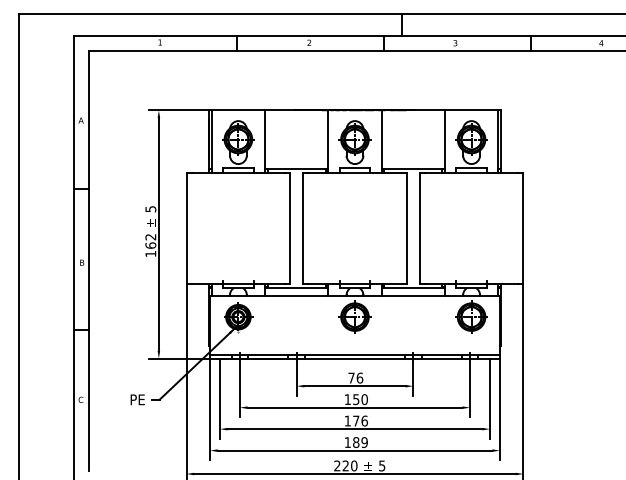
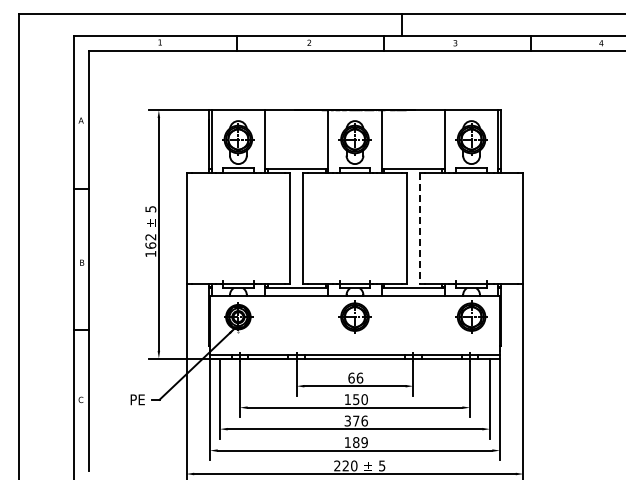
line: solid -> dashed (419, 228)
text: 76 -> 66 (351, 377)
text: 176 -> 376 (347, 420)
